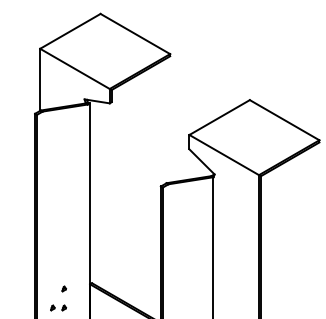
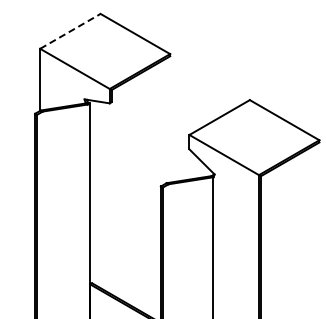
line: solid -> dashed (70, 31)
part: present -> none (64, 288)
part: present -> none (58, 307)
